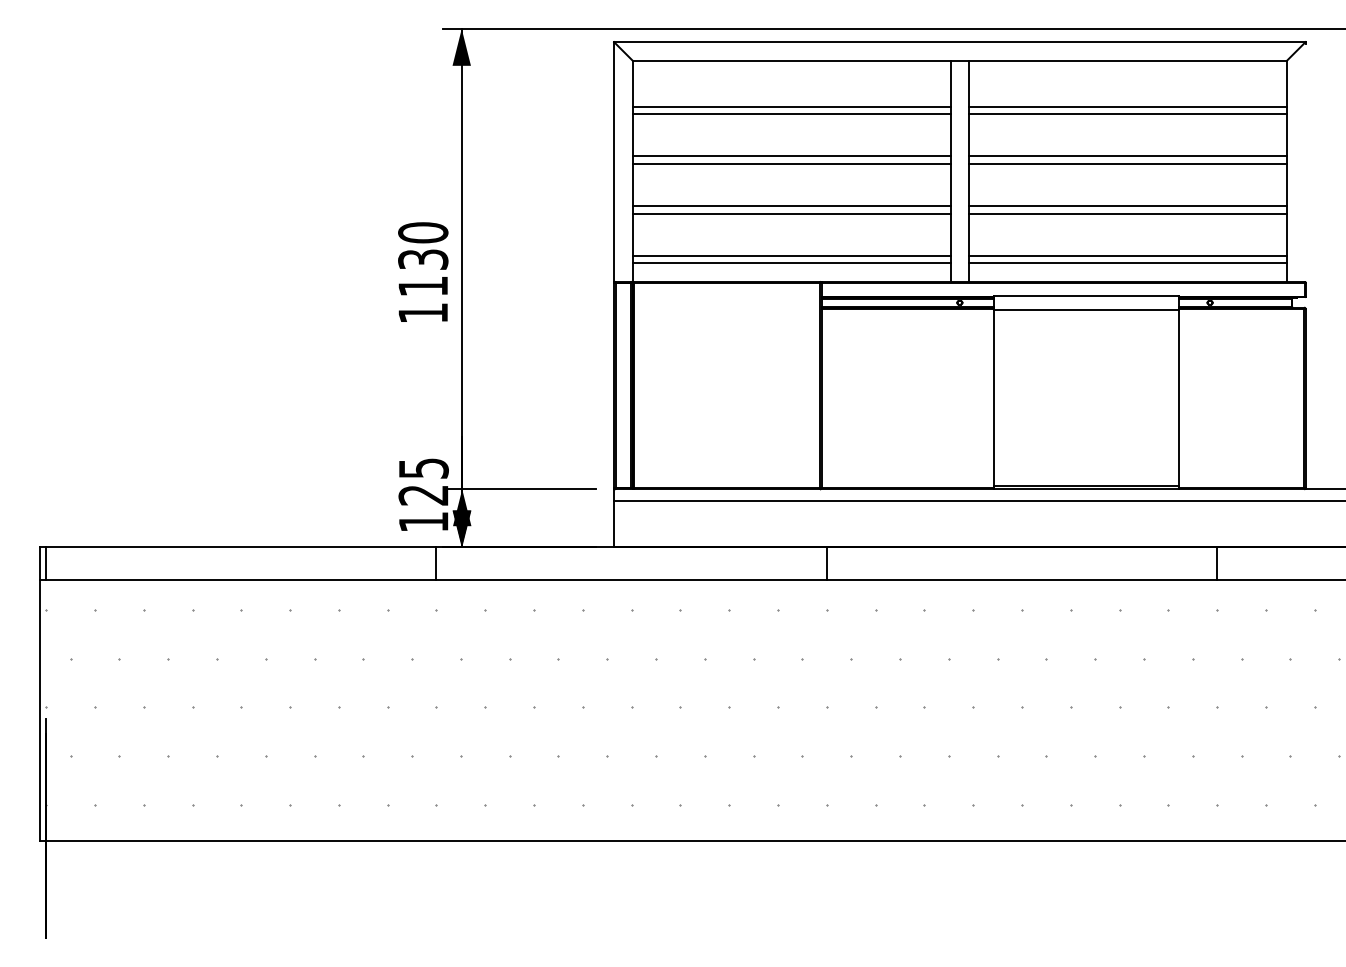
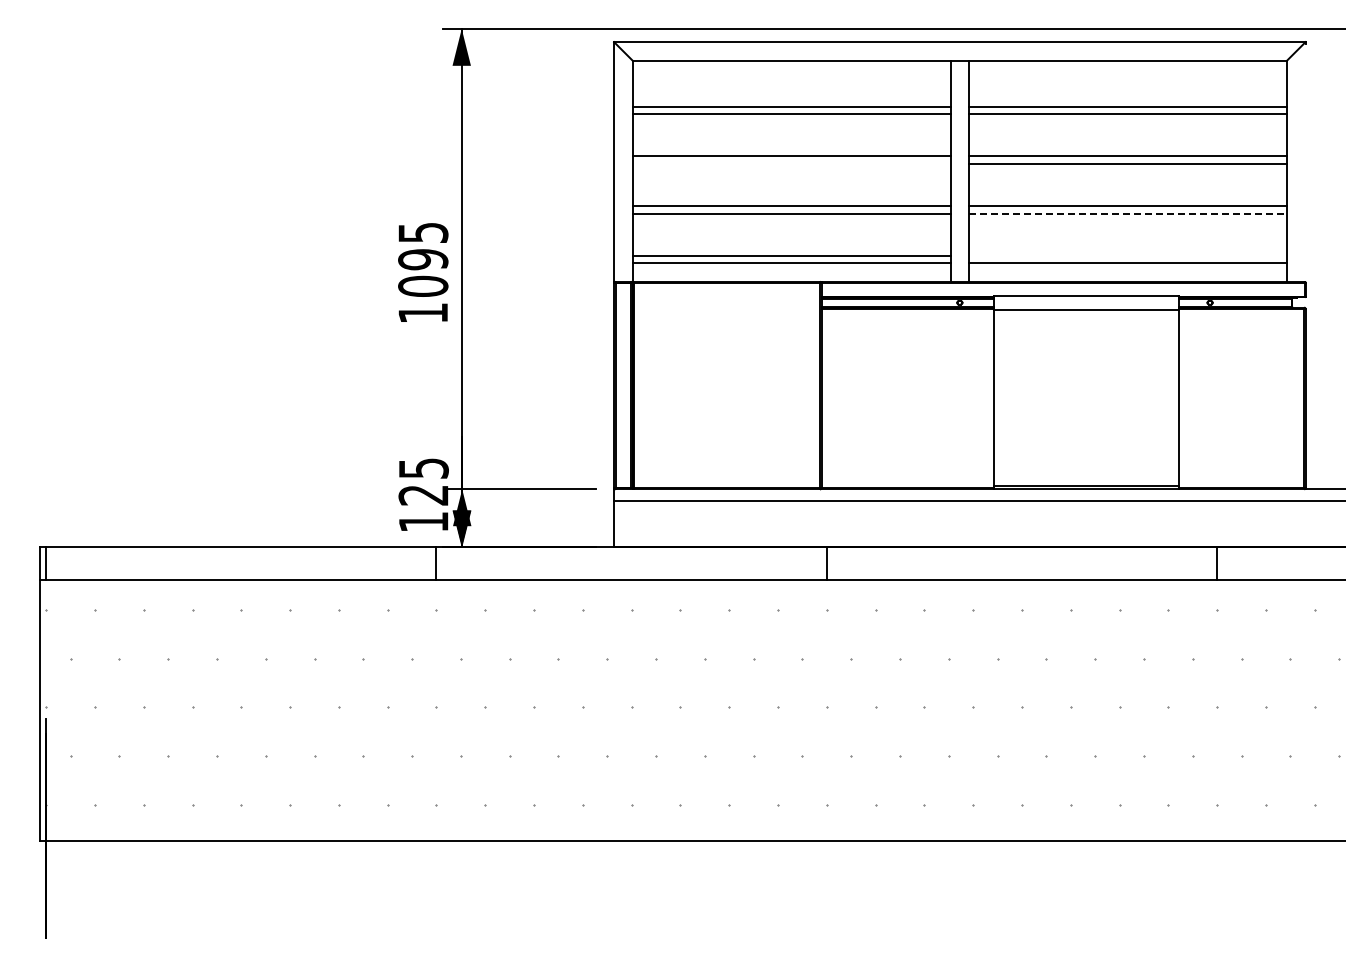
line: present -> none (791, 163)
line: solid -> dashed (1128, 213)
line: present -> none (1128, 256)
text: 1130 -> 1095 (423, 259)
